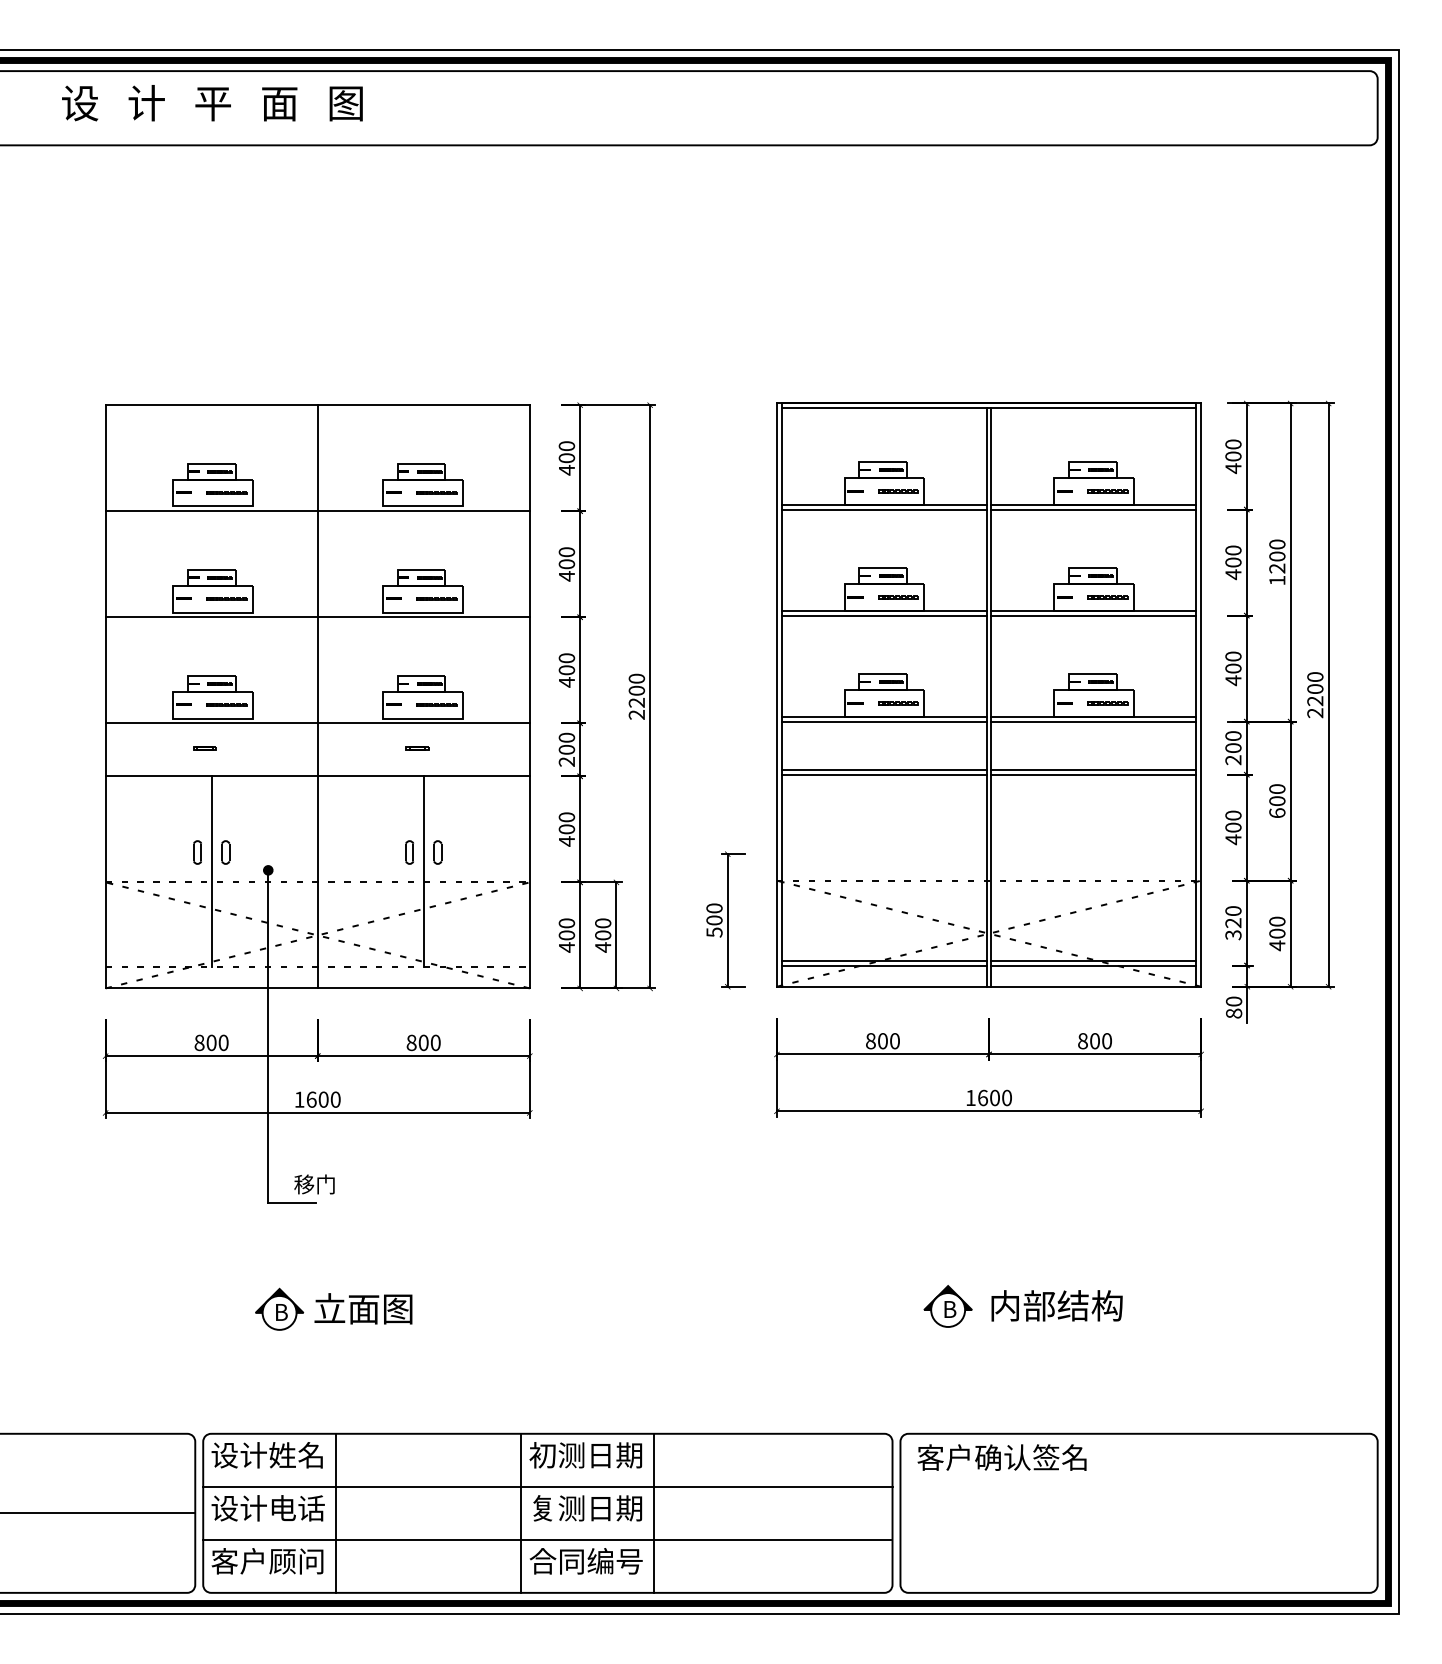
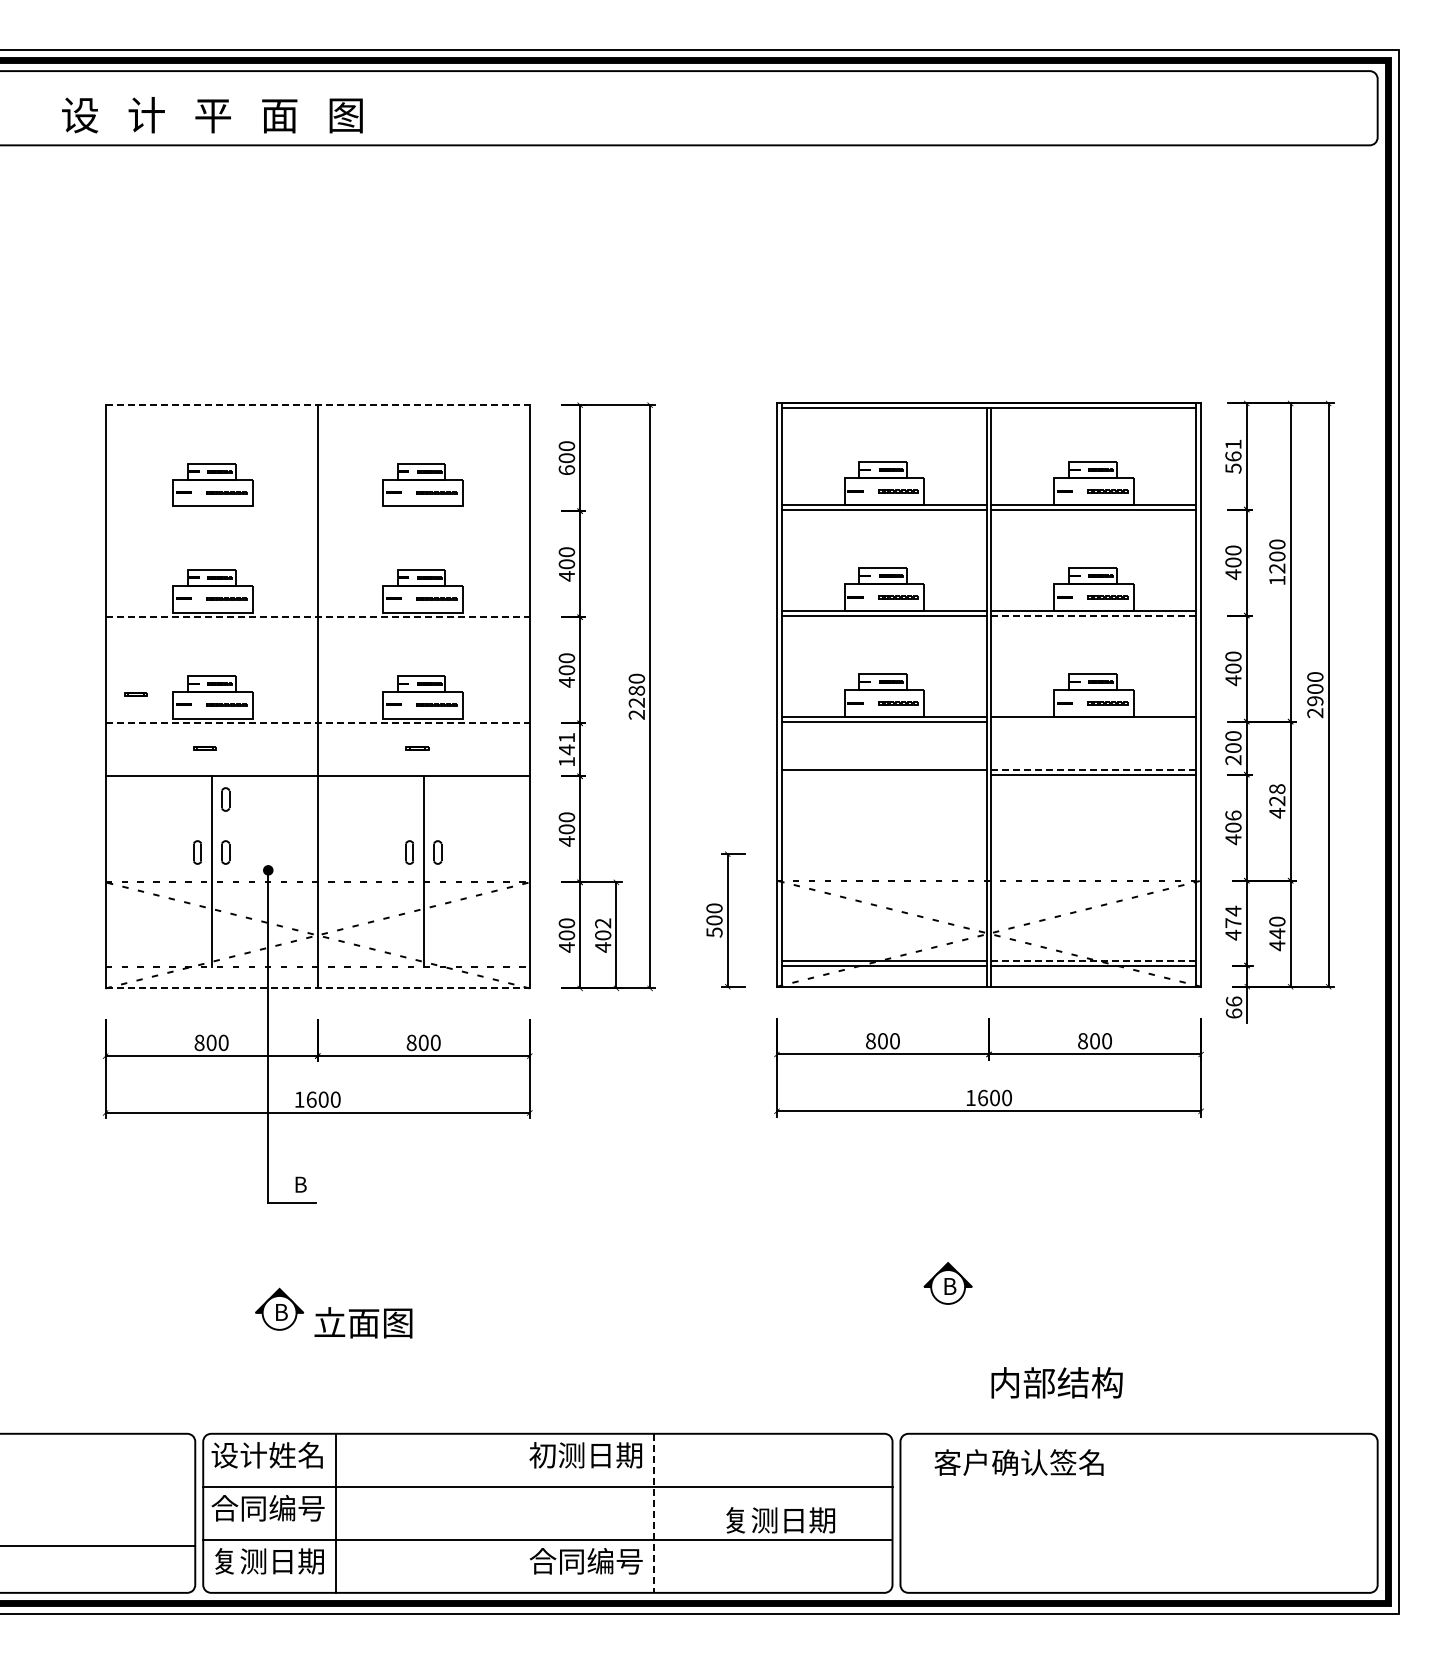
text position: (212, 103) -> (212, 115) (212, 115)
line: solid -> dashed (318, 405)
text: 400 -> 561 (1233, 456)
text: 400 -> 600 (566, 470)
line: present -> none (317, 511)
line: solid -> dashed (1094, 615)
line: solid -> dashed (318, 617)
text: 2200 -> 2280 (636, 690)
line: none -> present (135, 693)
text: 2200 -> 2900 (1315, 701)
line: present -> none (1093, 721)
line: solid -> dashed (318, 723)
text: 200 -> 141 (566, 749)
line: solid -> dashed (1094, 769)
line: present -> none (883, 774)
part: none -> present (225, 799)
text: 600 -> 428 (1277, 801)
text: 400 -> 406 (1233, 815)
text: 320 -> 474 (1233, 922)
text: 400 -> 402 (603, 923)
text: 400 -> 440 (1277, 933)
line: solid -> dashed (1094, 960)
line: solid -> dashed (318, 988)
text: 80 -> 66 (1234, 1007)
text: 移门 -> B (314, 1184)
text position: (1056, 1305) -> (1056, 1382) (1056, 1382)
part position: (947, 1306) -> (947, 1283) (947, 1283)
text position: (363, 1308) -> (363, 1322) (363, 1322)
text position: (1001, 1457) -> (1018, 1462) (1018, 1462)
text: 设计电话 -> 合同编号 (267, 1508)
text position: (587, 1508) -> (780, 1520) (780, 1520)
line: present -> none (521, 1512)
line position: (98, 1513) -> (98, 1546) (98, 1546)
line: solid -> dashed (653, 1513)
text: 客户顾问 -> 复测日期 (267, 1561)
